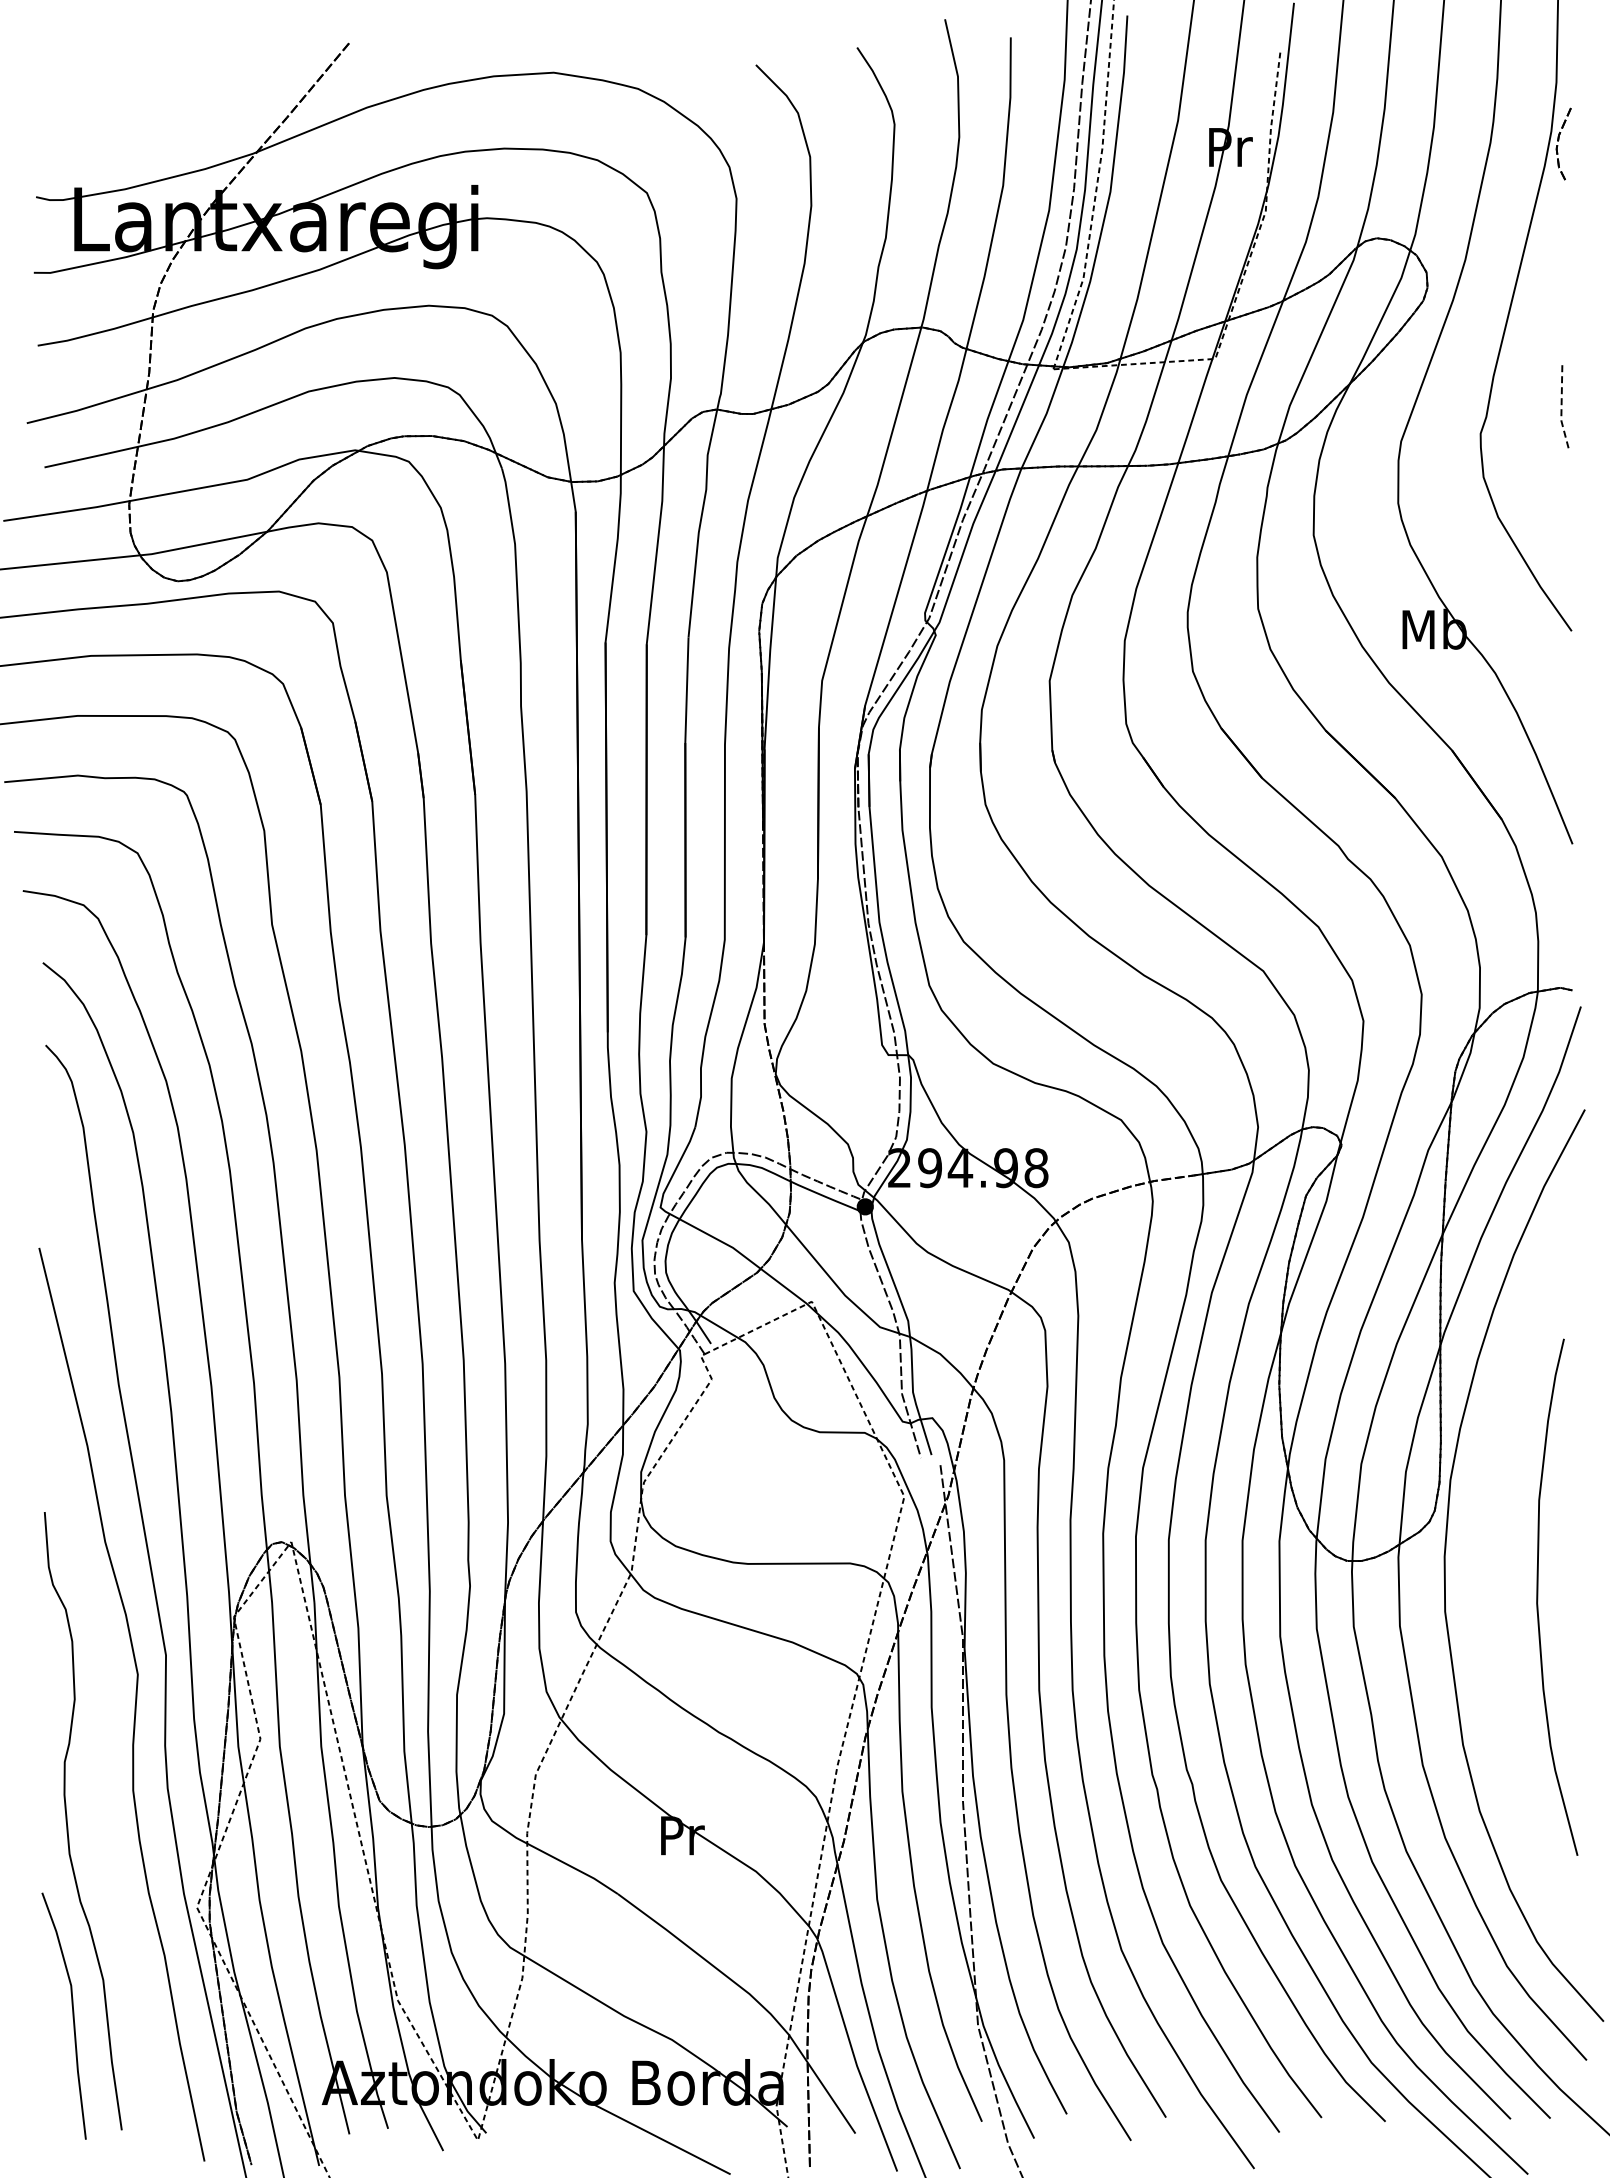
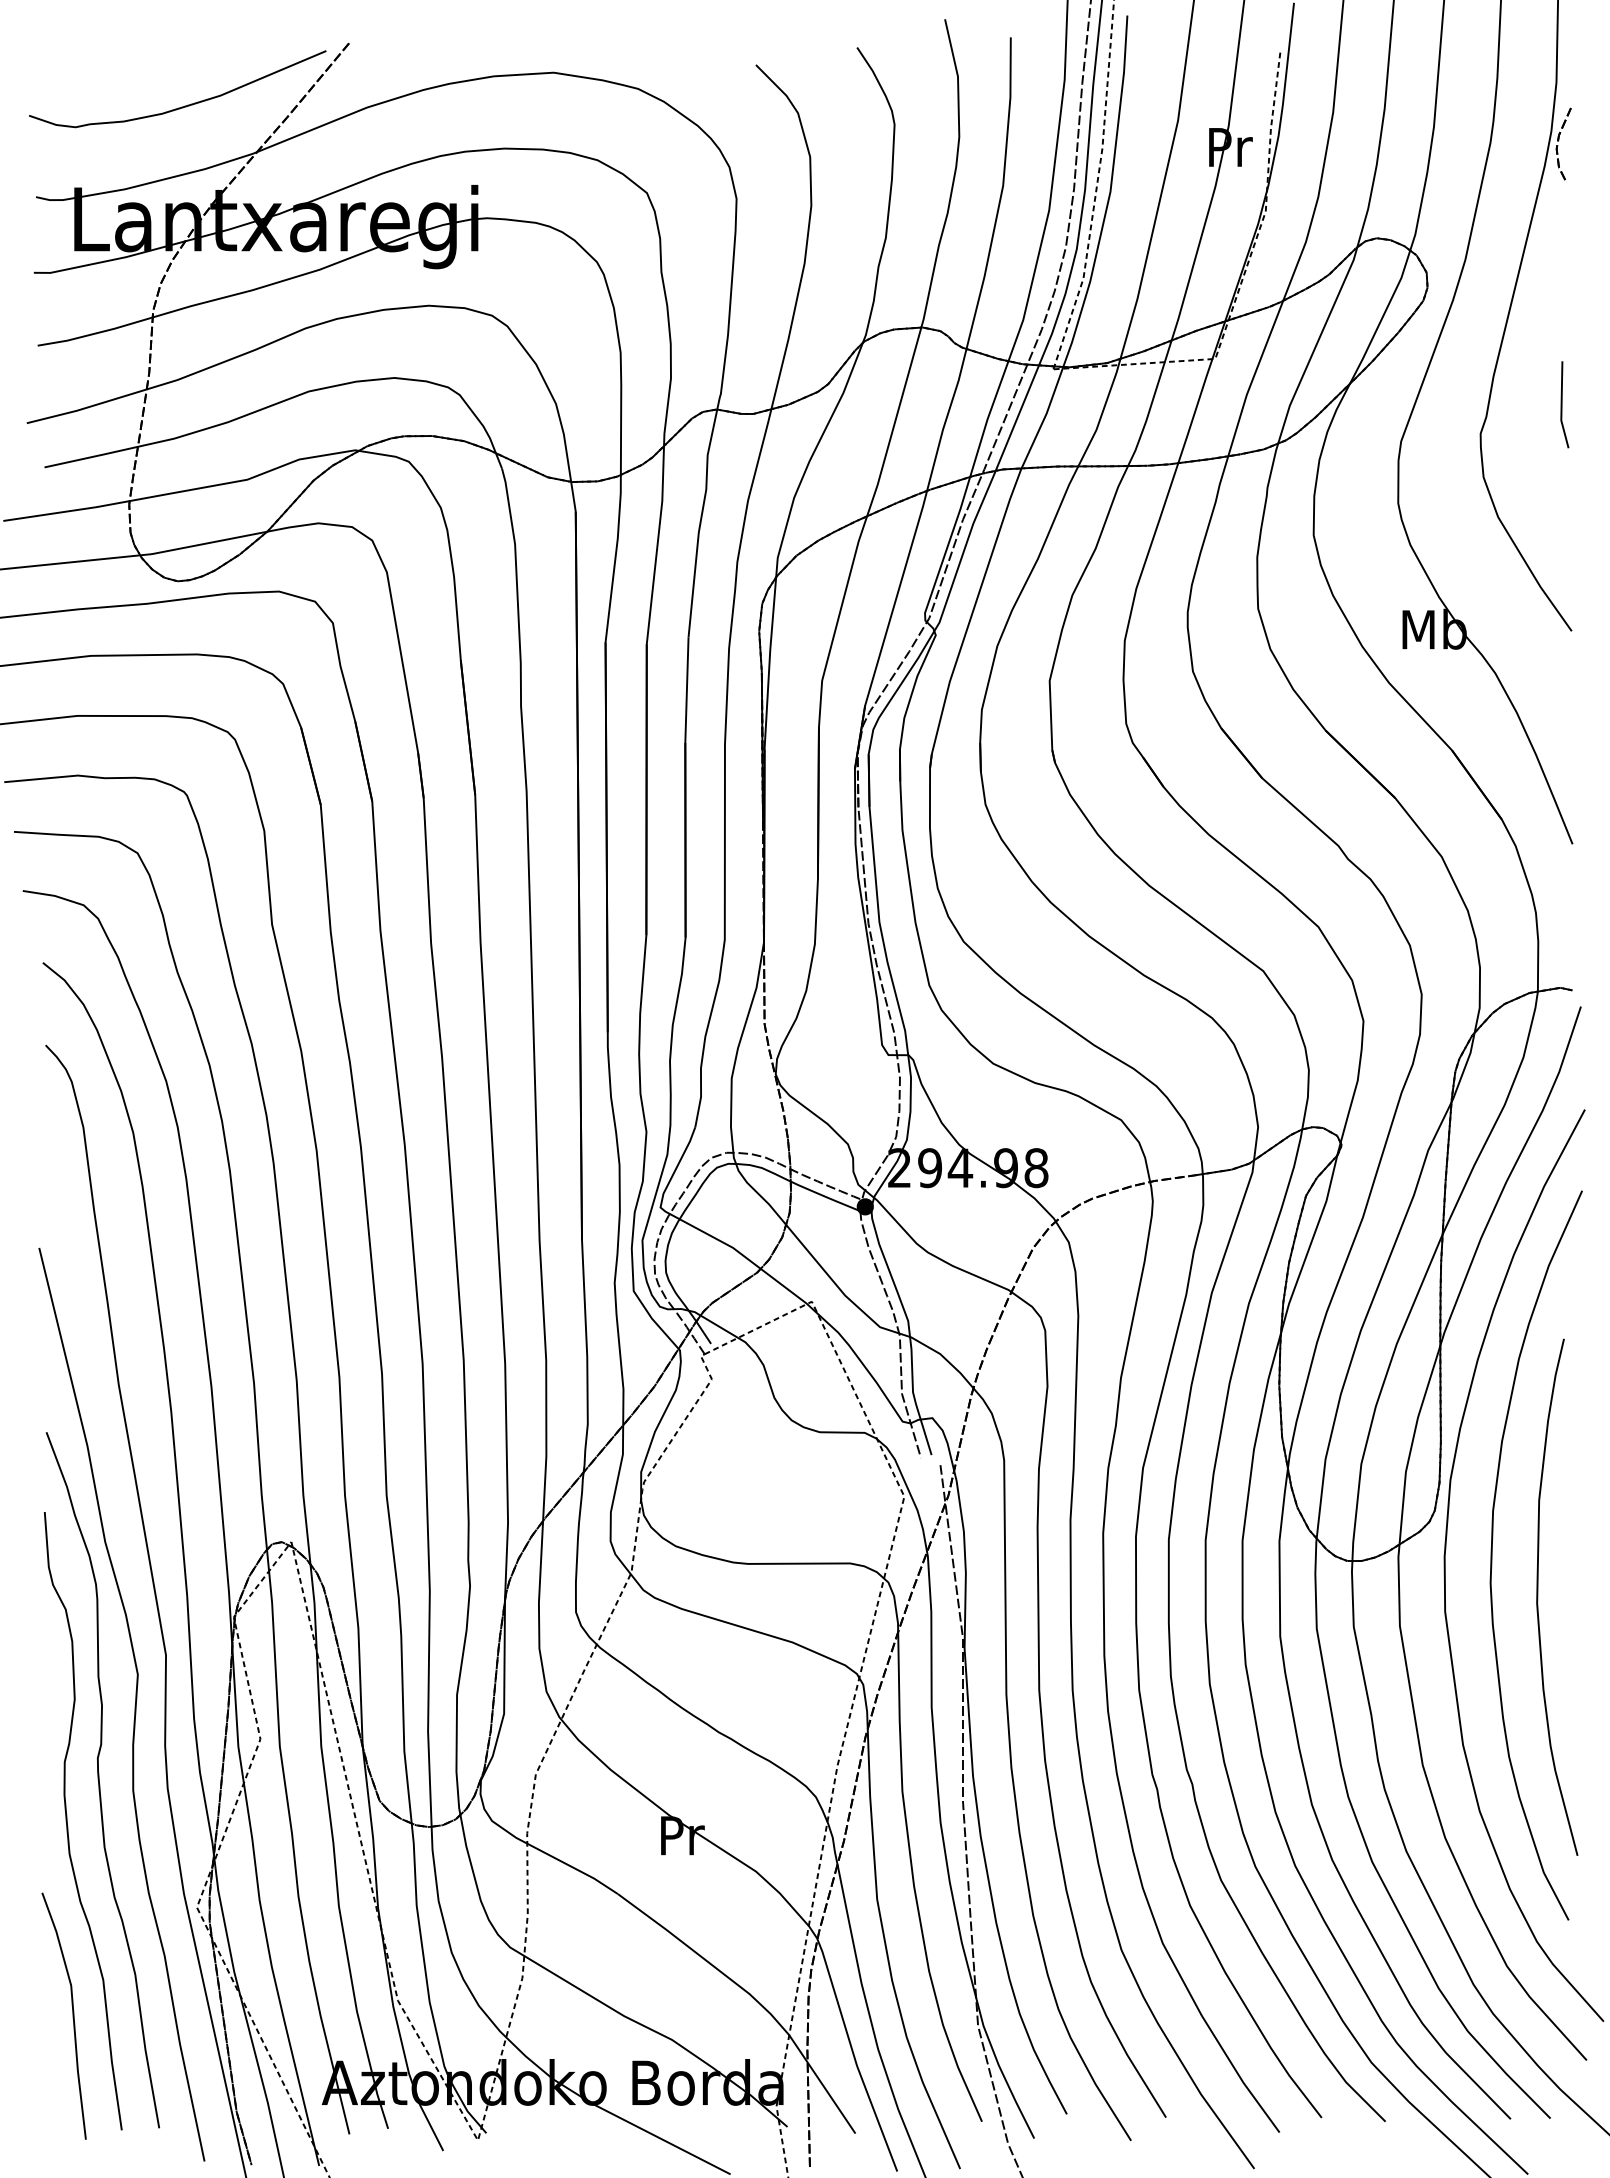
curve: none -> present (184, 105)
line: dashed -> solid (1561, 405)
curve: none -> present (1492, 1555)
curve: none -> present (99, 1780)
